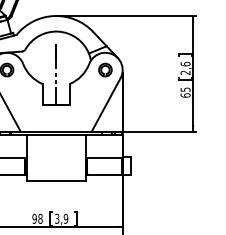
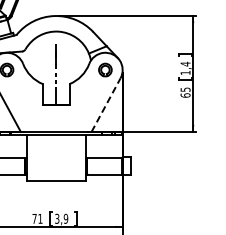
text: 2,6 -> 1,4 (185, 68)
line: solid -> dashed (106, 105)
text: 98 -> 71 (37, 218)
